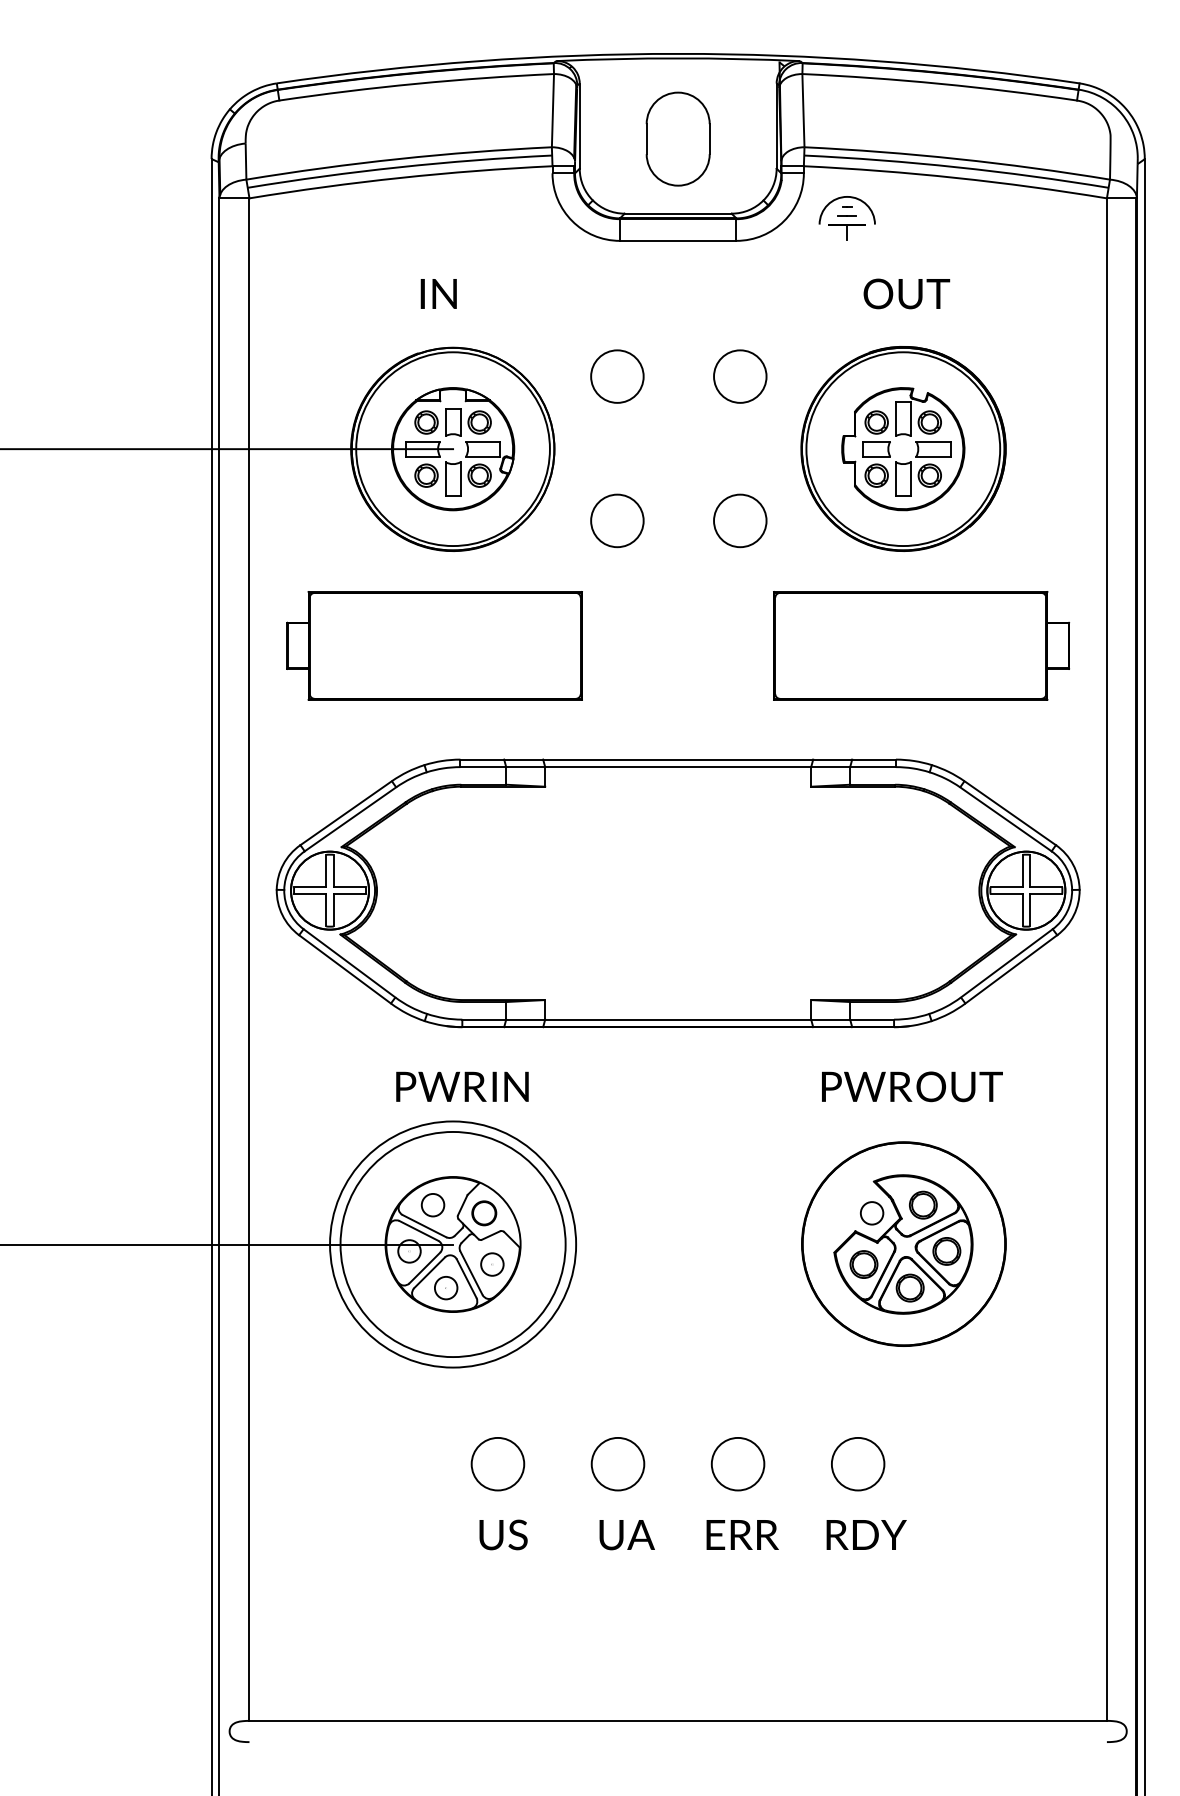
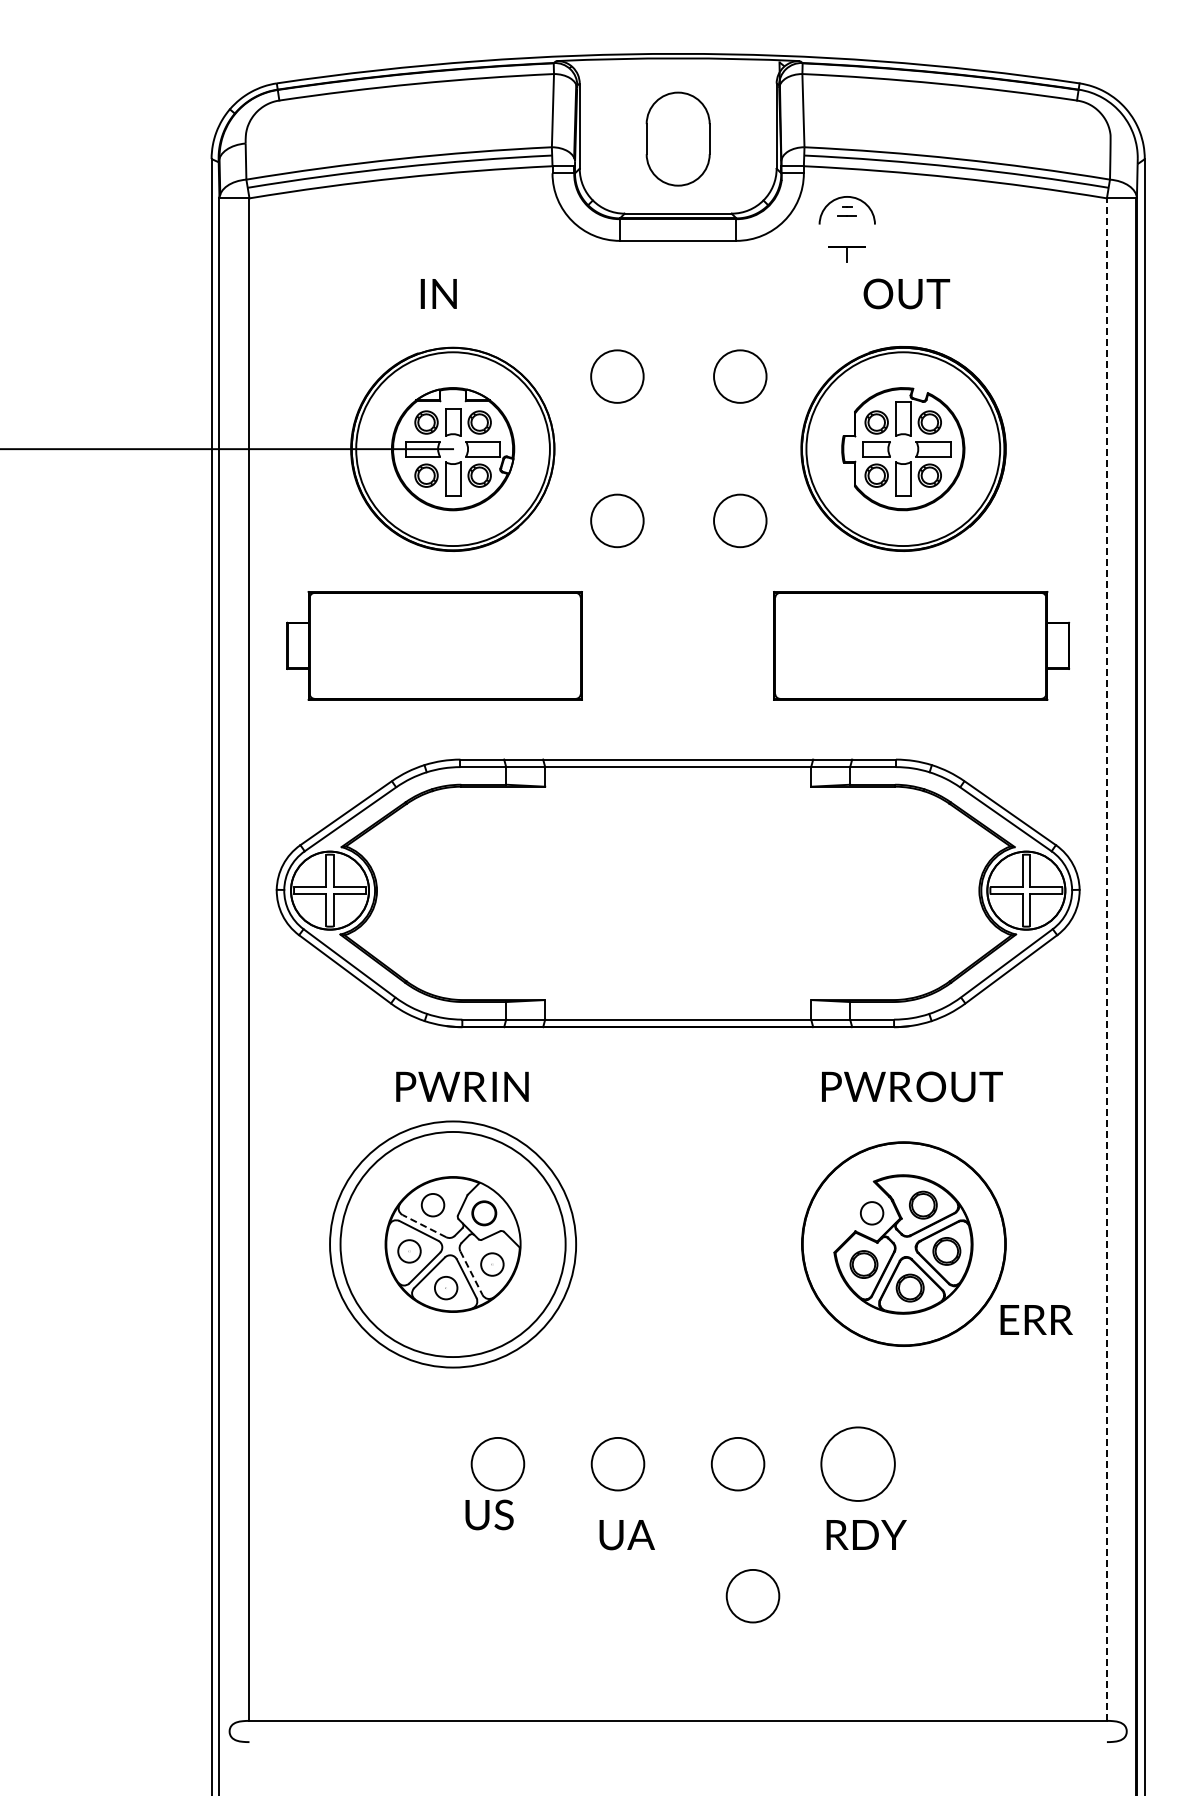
part position: (846, 232) -> (846, 254) (846, 254)
line: solid -> dashed (1106, 959)
line: solid -> dashed (424, 1225)
line: present -> none (227, 1244)
line: solid -> dashed (471, 1273)
circle diameter: 53 px -> 74 px (857, 1463)
text position: (503, 1534) -> (489, 1514) (489, 1514)
text position: (742, 1534) -> (1036, 1319) (1036, 1319)
circle: none -> present (752, 1596)
